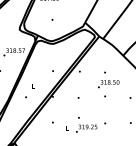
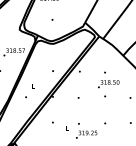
text position: (86, 124) -> (86, 130) (86, 130)
